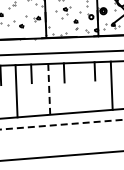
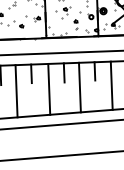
line: none -> present (79, 87)
line: dashed -> solid (49, 89)
line: dashed -> solid (62, 124)
